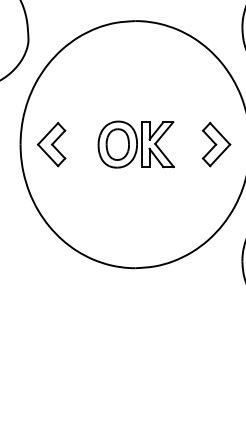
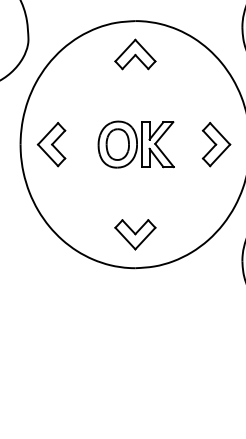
part: none -> present (135, 54)
part: none -> present (135, 234)
